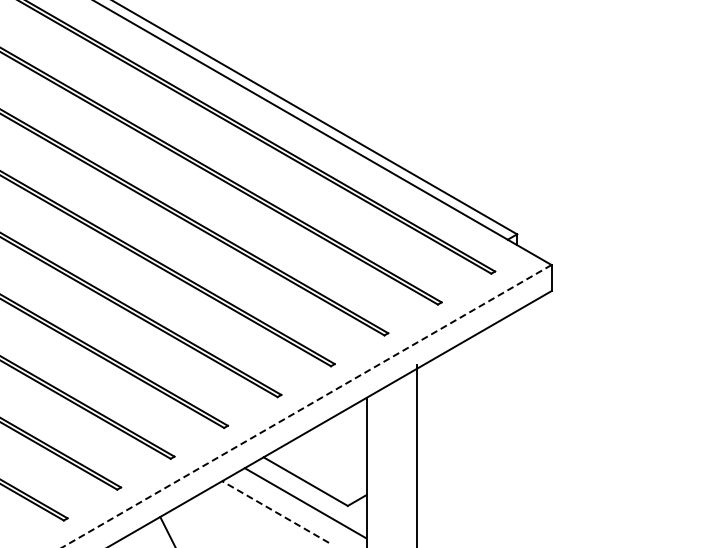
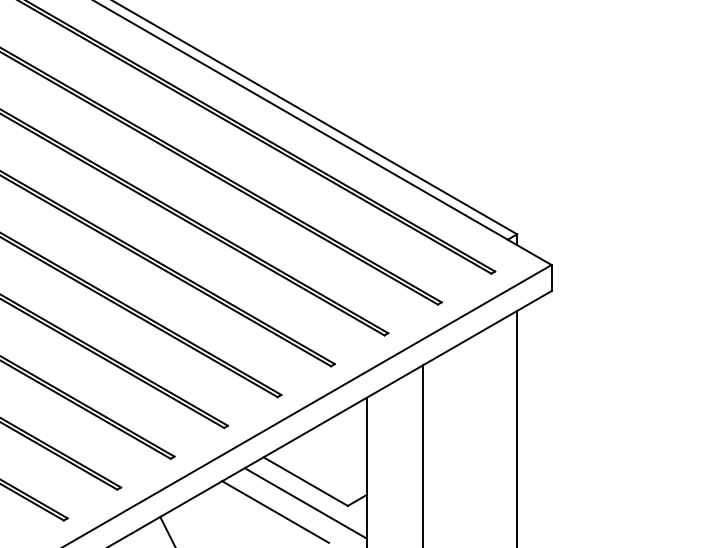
line: dashed -> solid (306, 406)
line: none -> present (517, 427)
line position: (417, 454) -> (423, 454) (423, 454)
line: dashed -> solid (275, 512)
